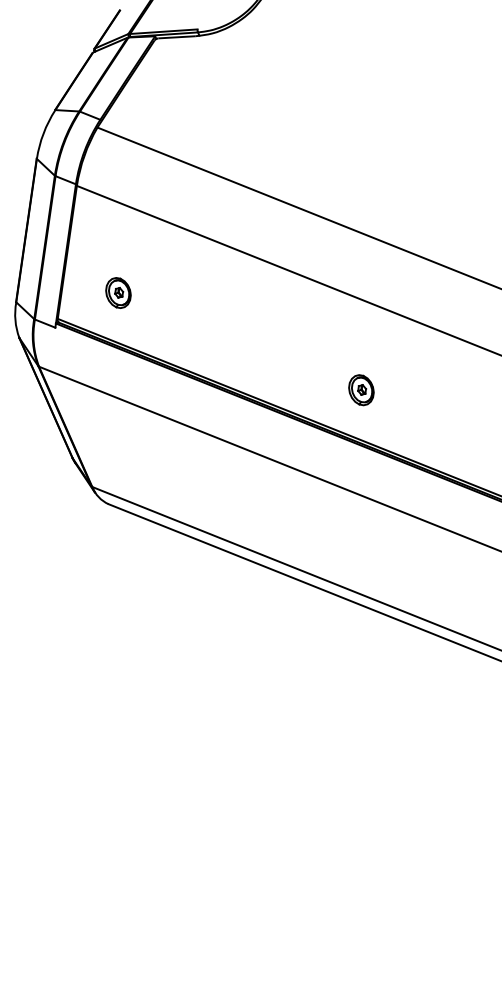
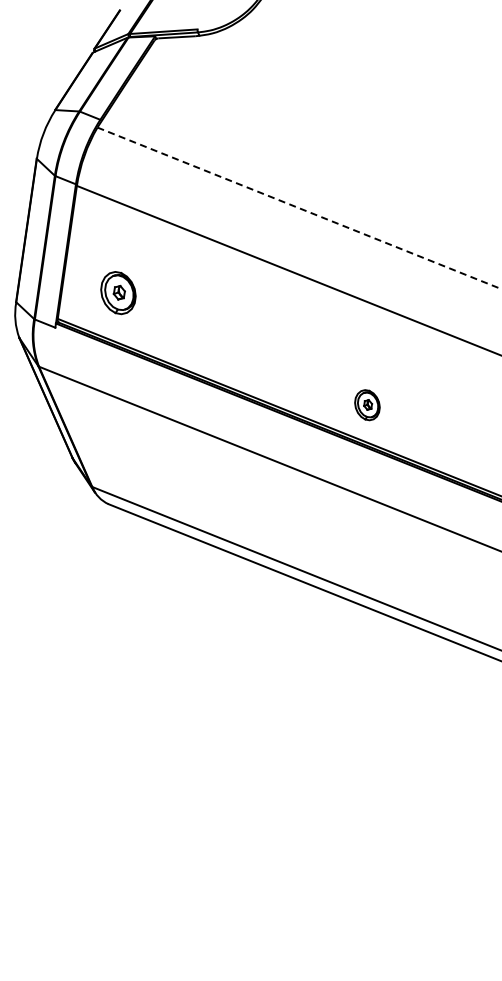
line: solid -> dashed (299, 208)
part size: 27x32 px -> 37x45 px (118, 293)
part position: (361, 390) -> (367, 405) (367, 405)
